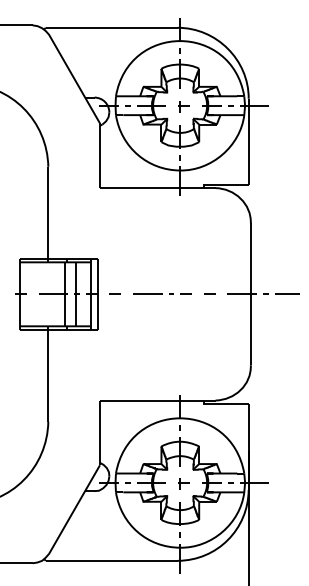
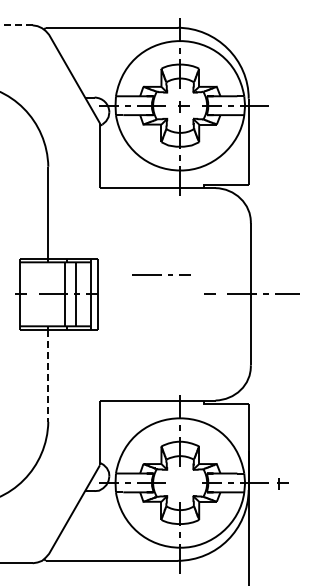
line: solid -> dashed (16, 25)
line: present -> none (114, 293)
line position: (162, 293) -> (161, 274) (161, 274)
line: solid -> dashed (48, 376)
part position: (183, 483) -> (282, 483) (282, 483)
